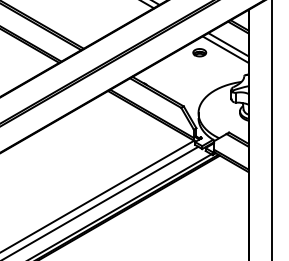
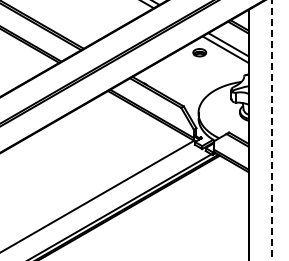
line: solid -> dashed (271, 131)
line: present -> none (102, 201)
